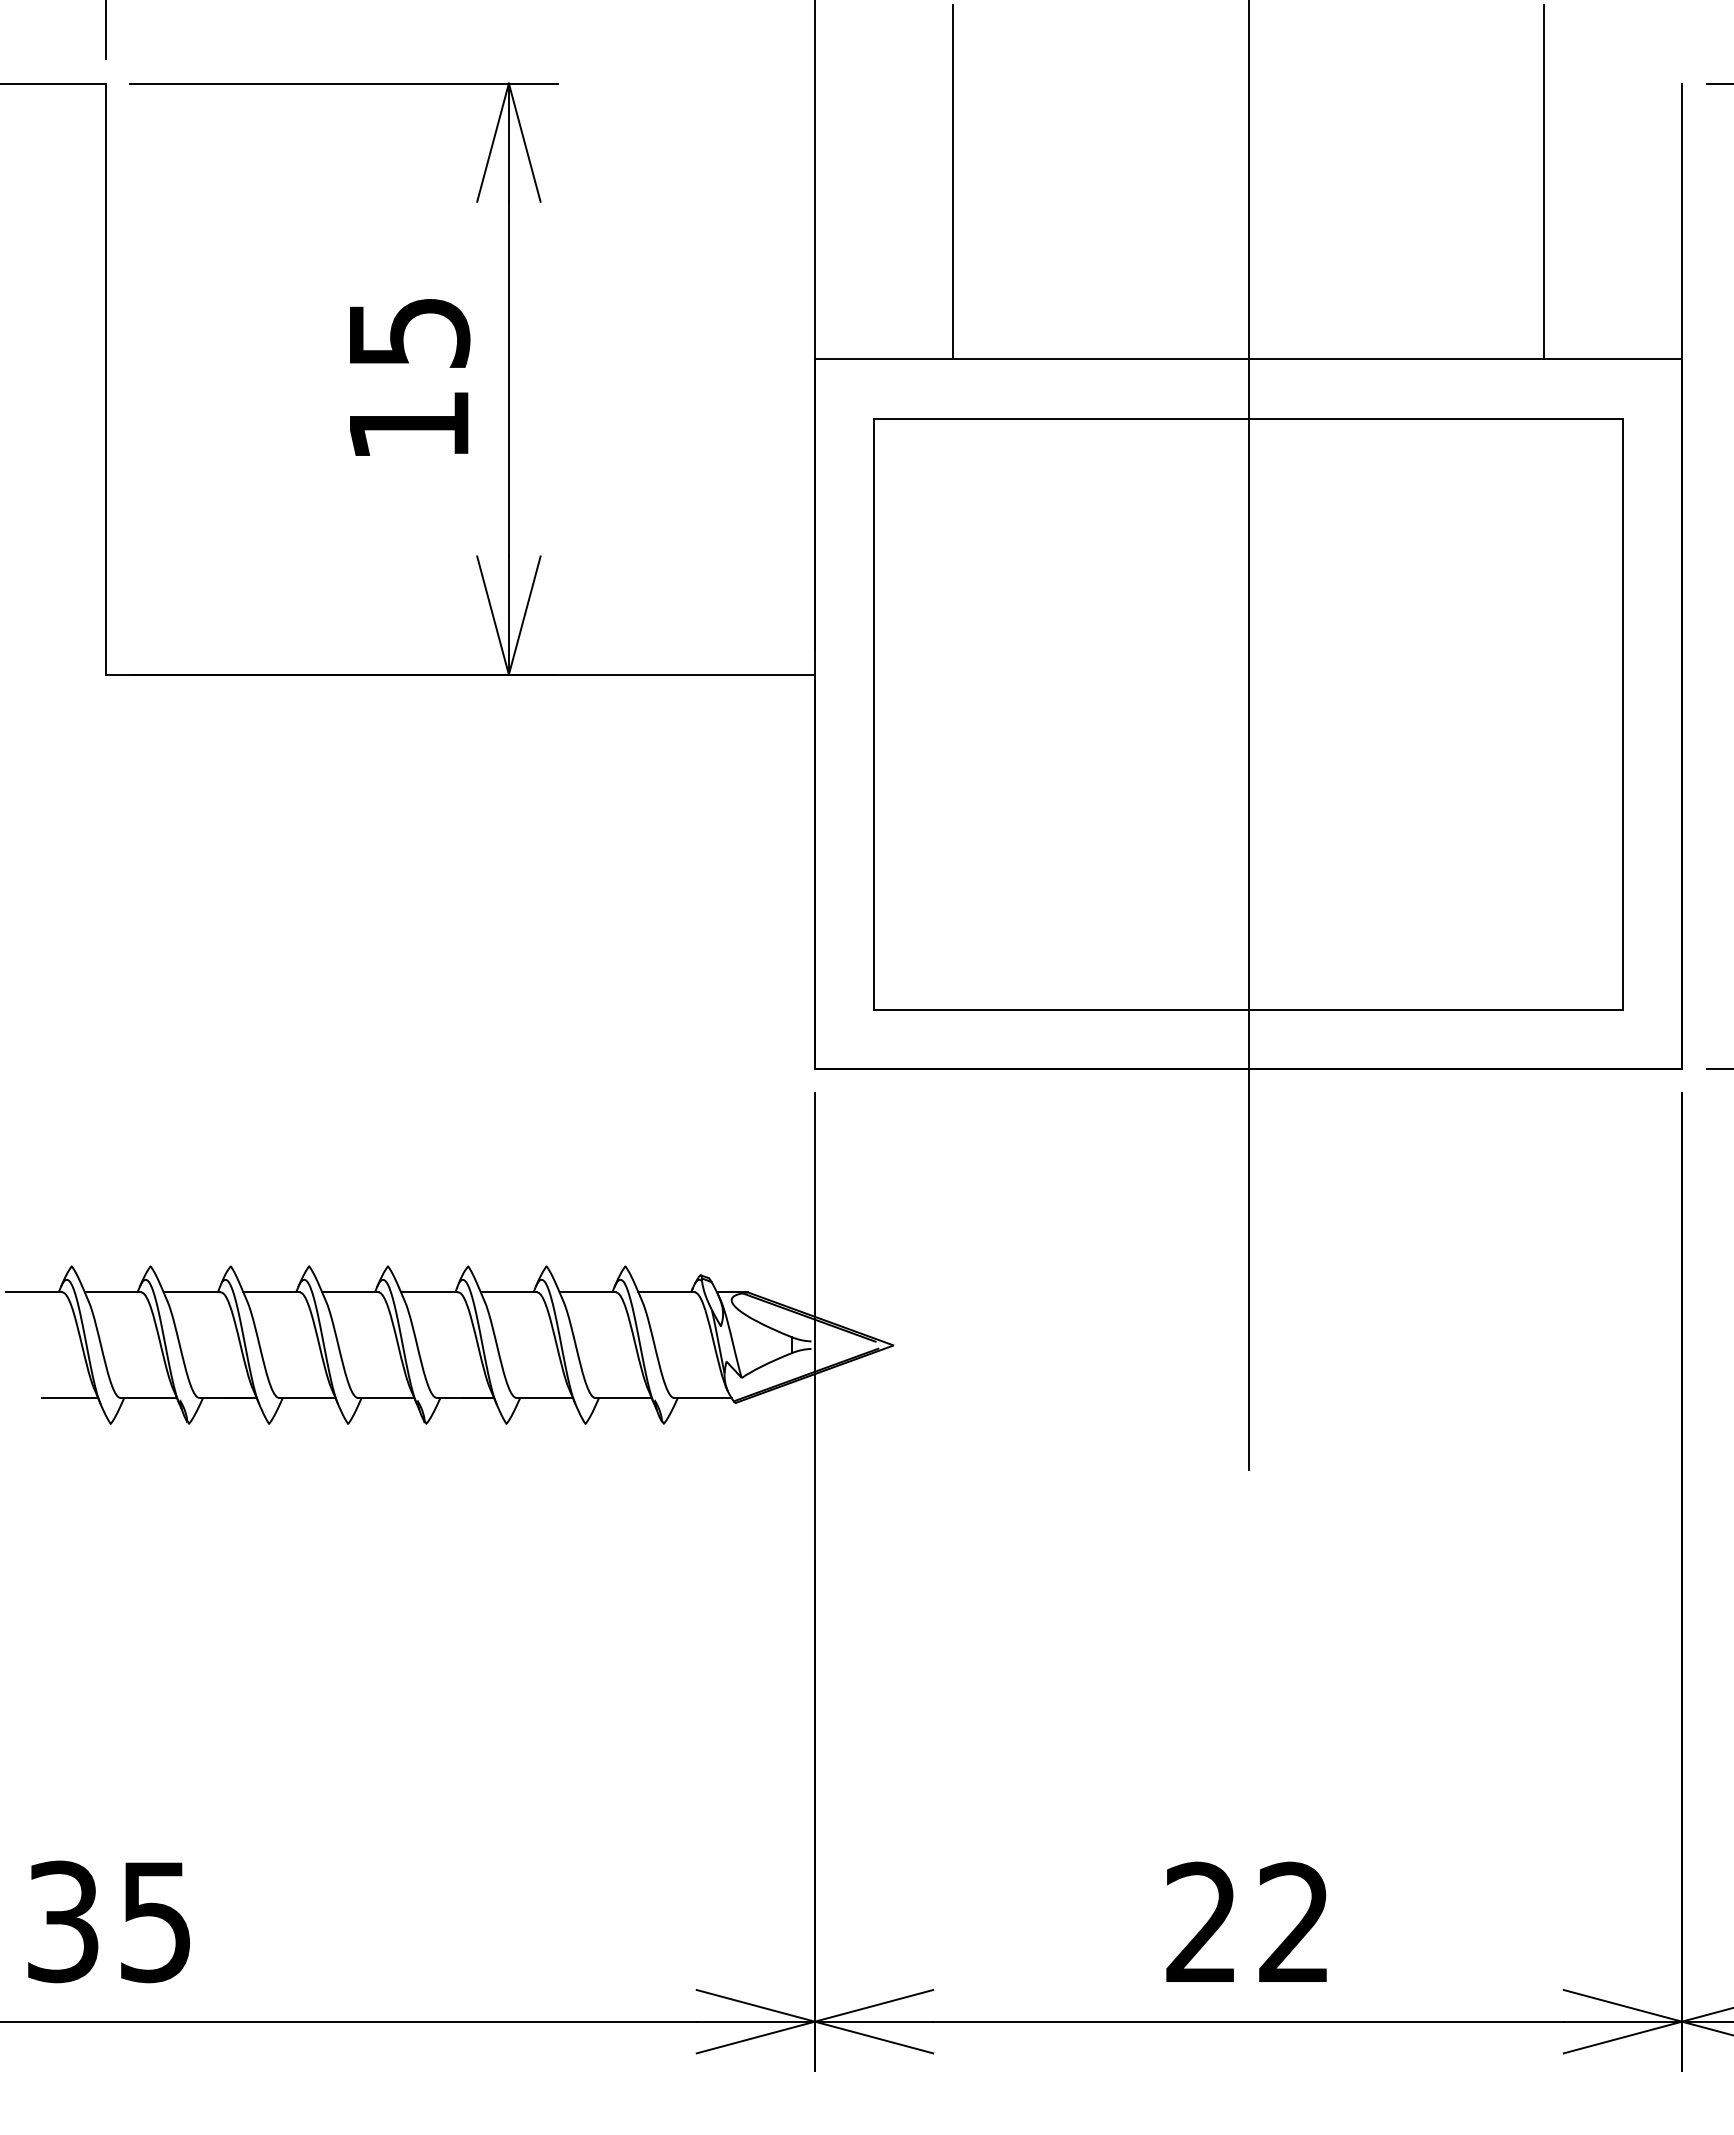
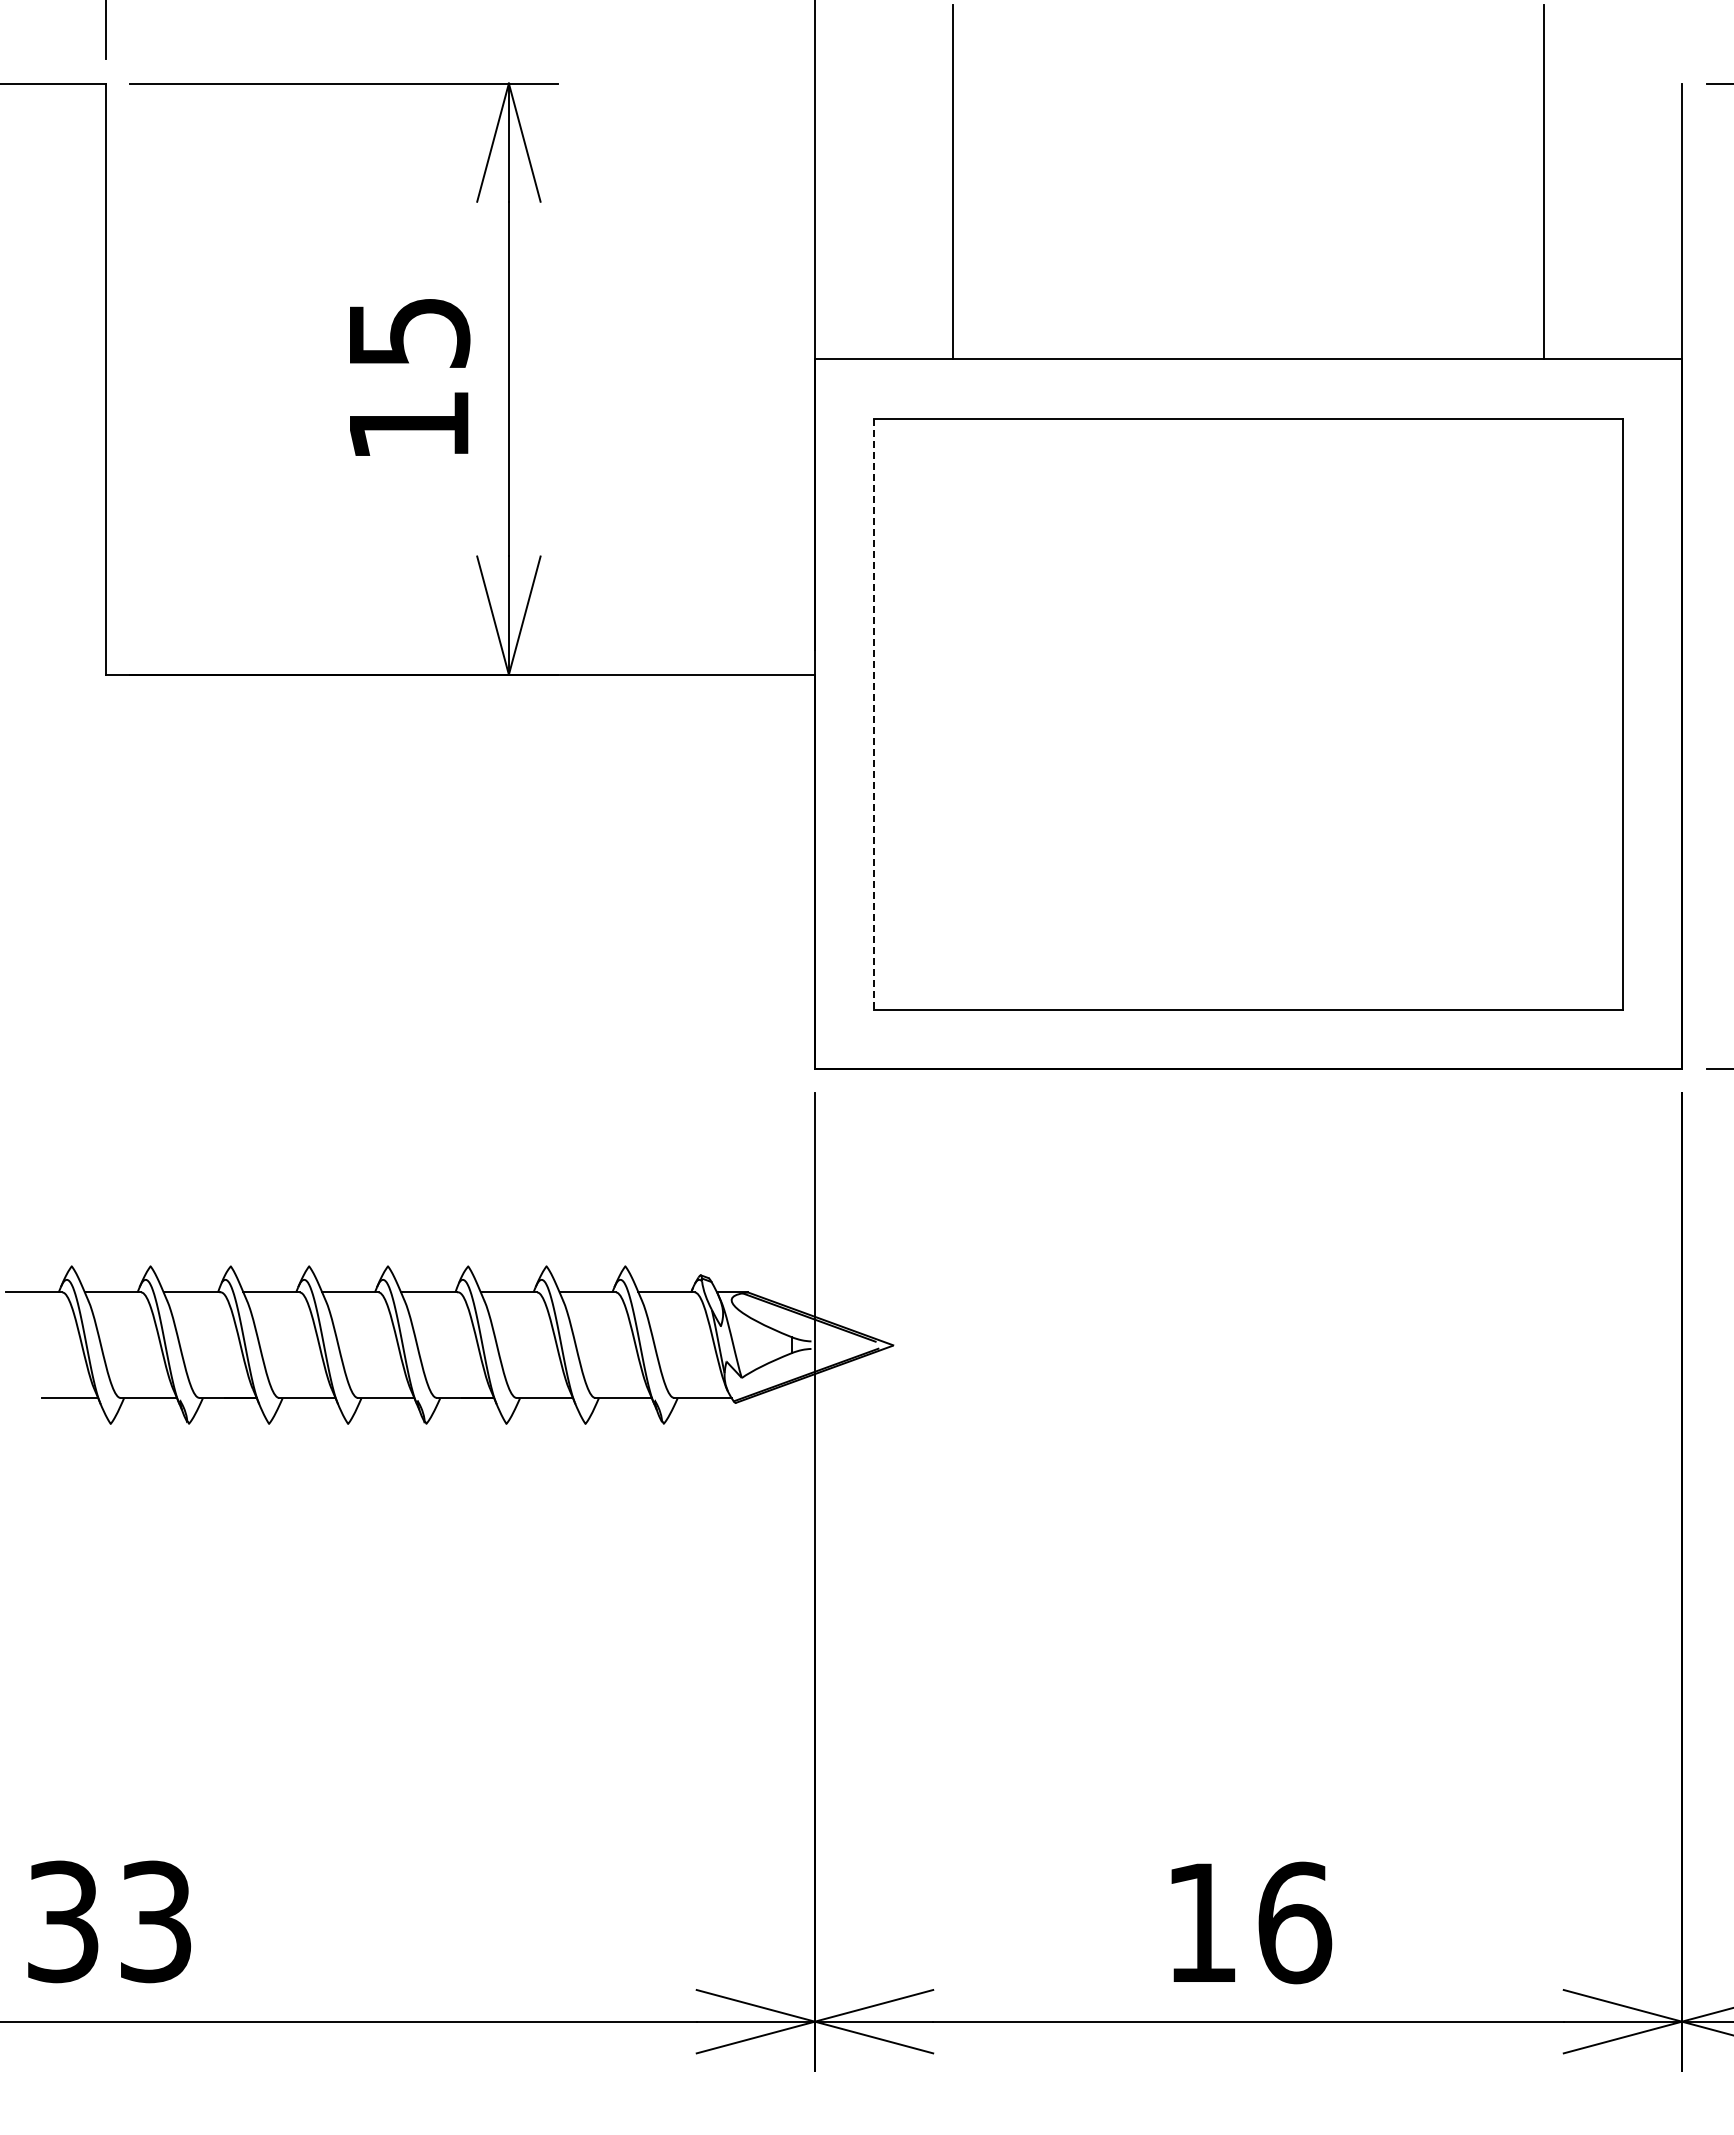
line: solid -> dashed (874, 714)
line: present -> none (1248, 736)
text: 35 -> 33 (156, 1921)
text: 22 -> 16 (1249, 1922)
